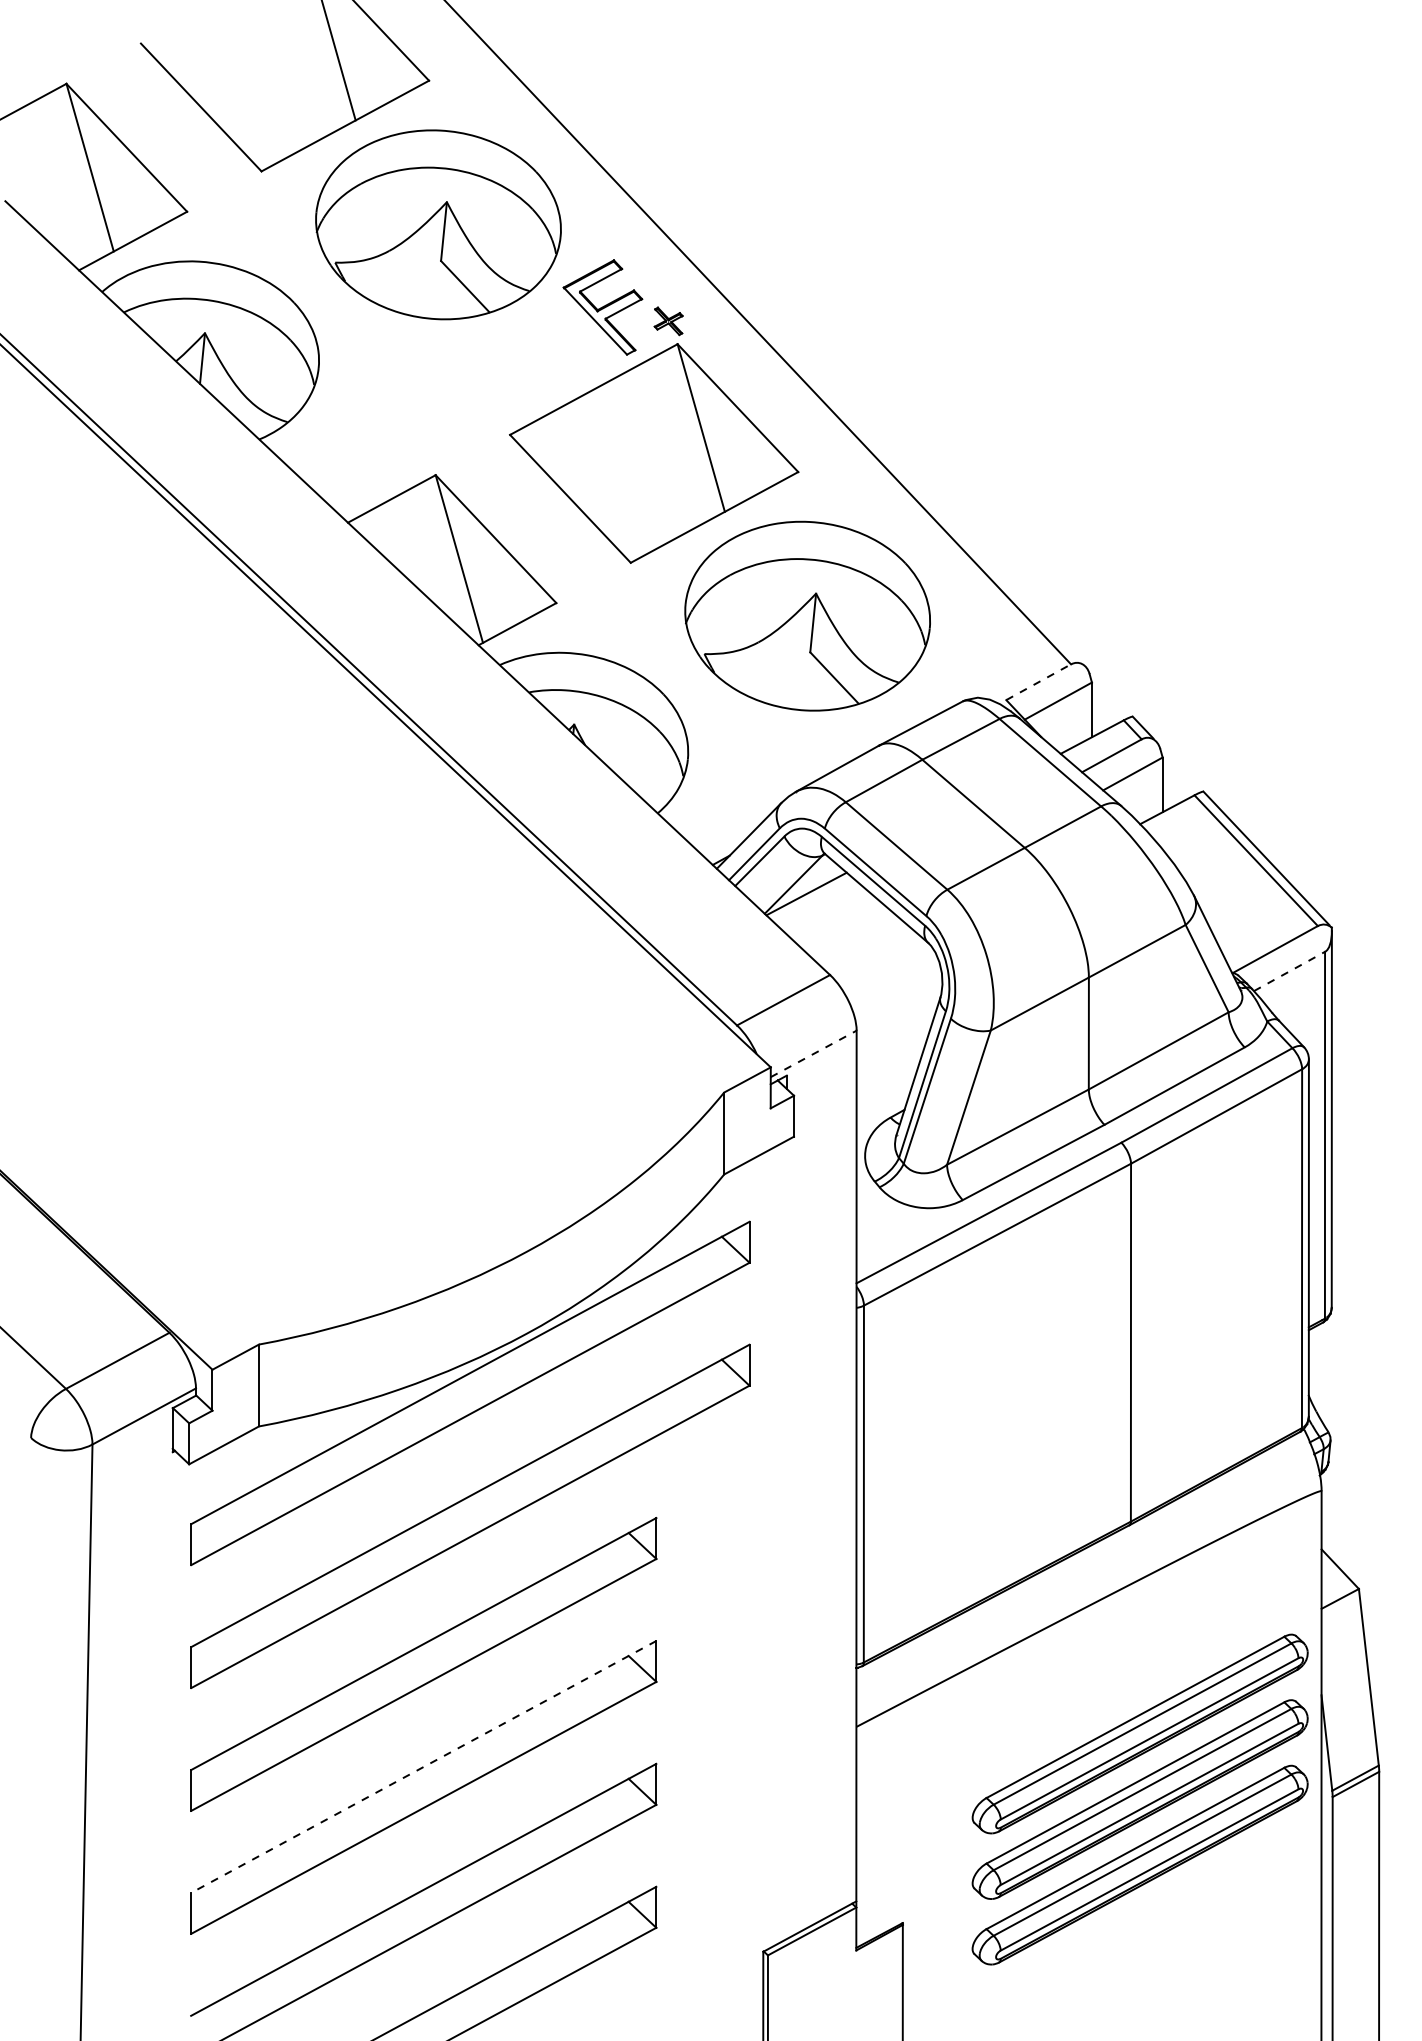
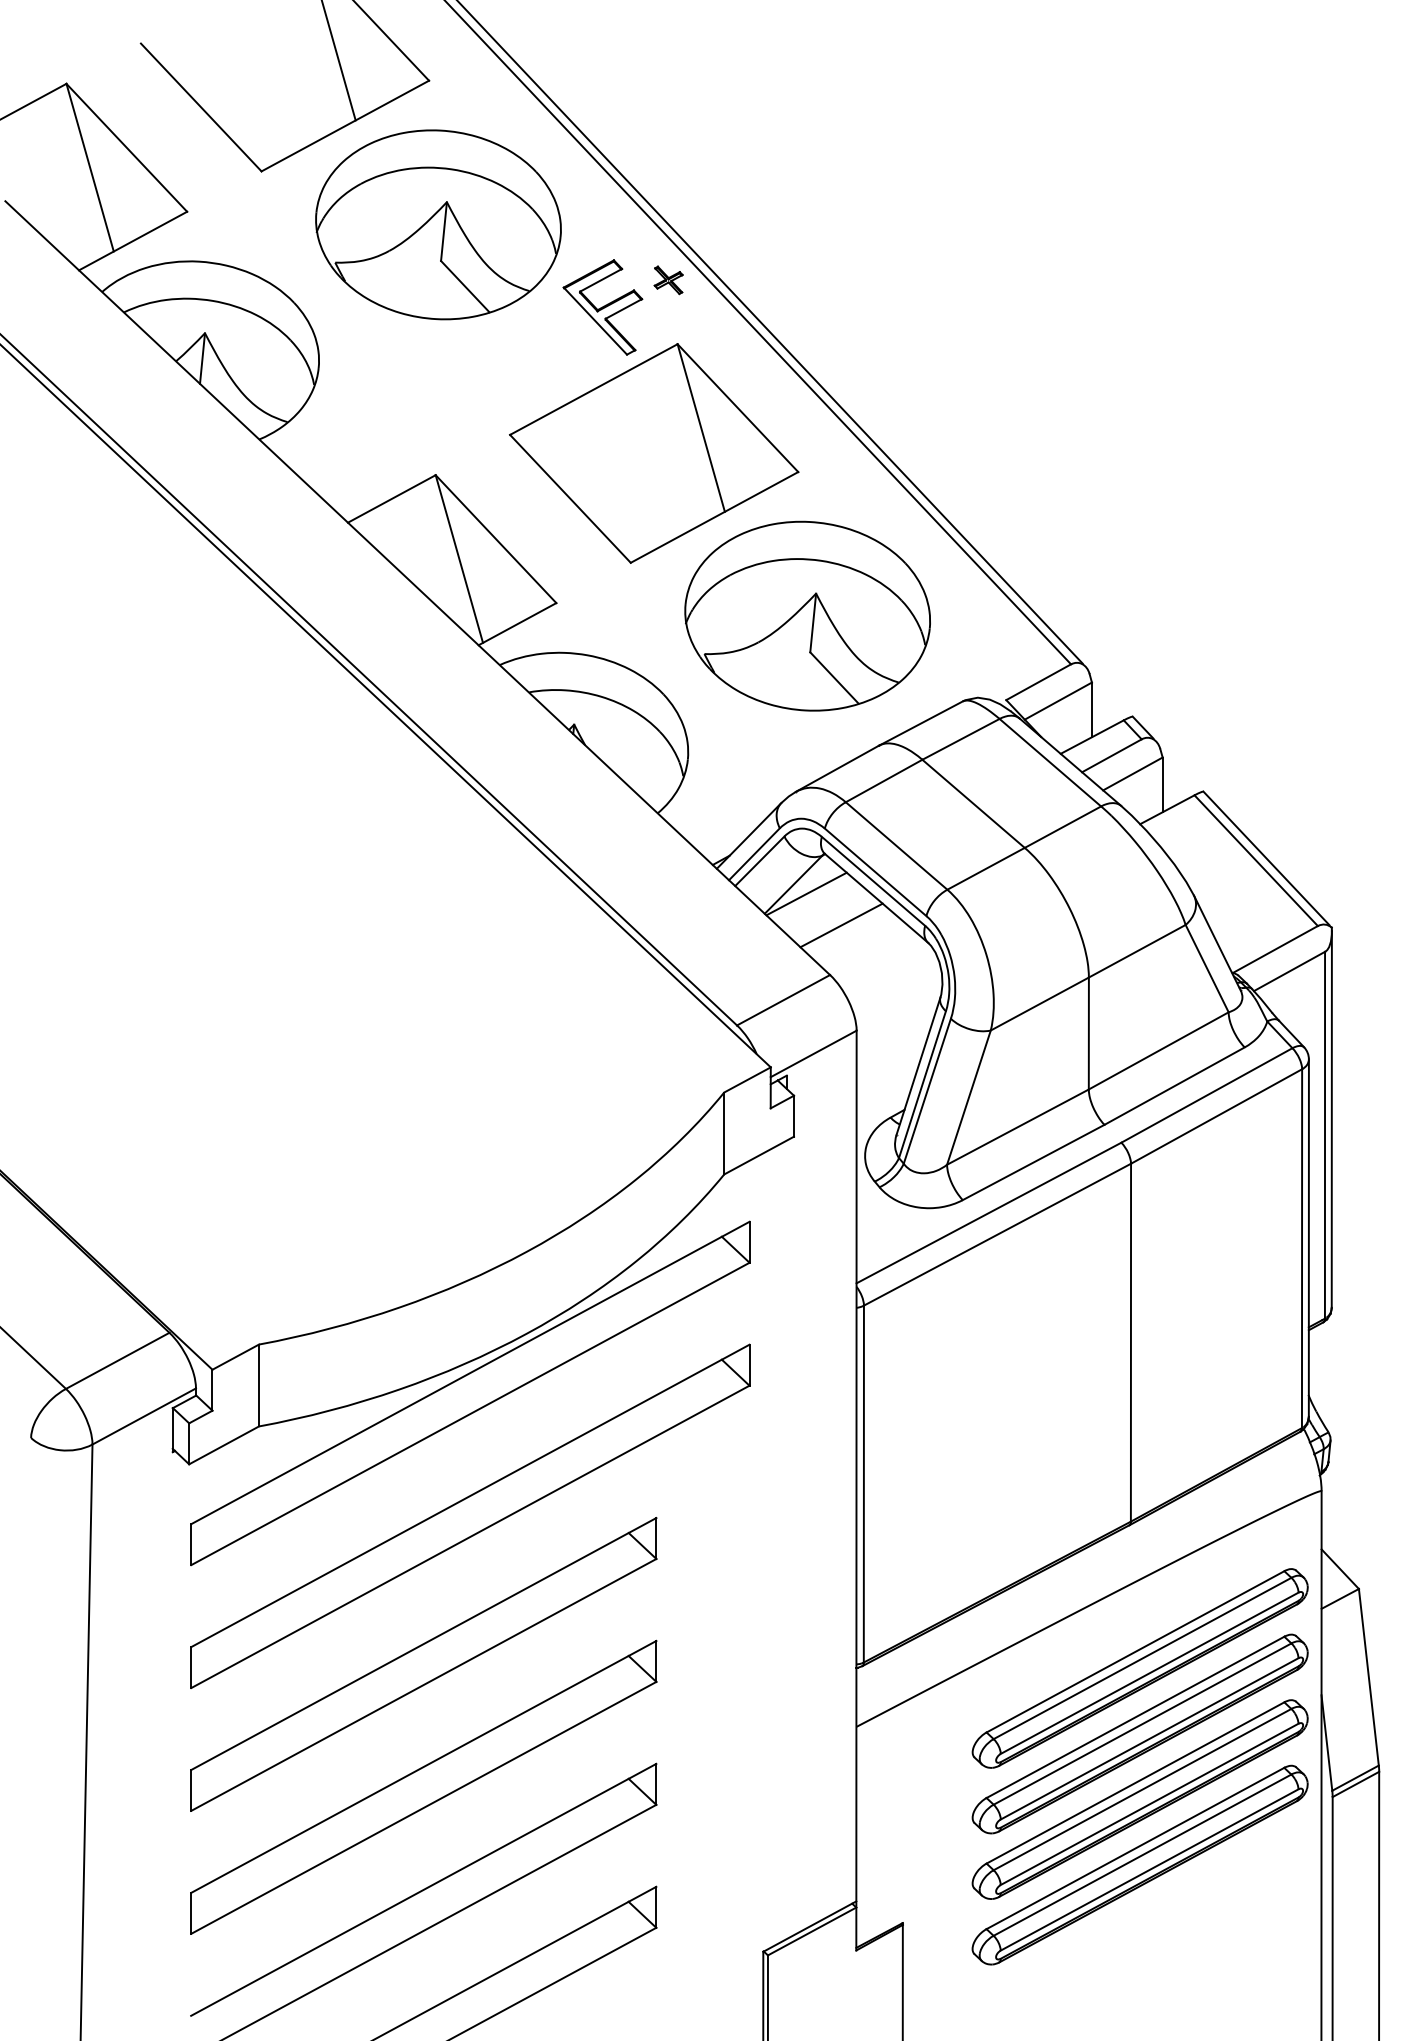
part position: (668, 321) -> (668, 280) (668, 280)
line: none -> present (770, 332)
line: dashed -> solid (1038, 682)
line: none -> present (841, 925)
line: dashed -> solid (1289, 971)
line: dashed -> solid (813, 1053)
part: none -> present (1139, 1668)
line: dashed -> solid (423, 1766)
